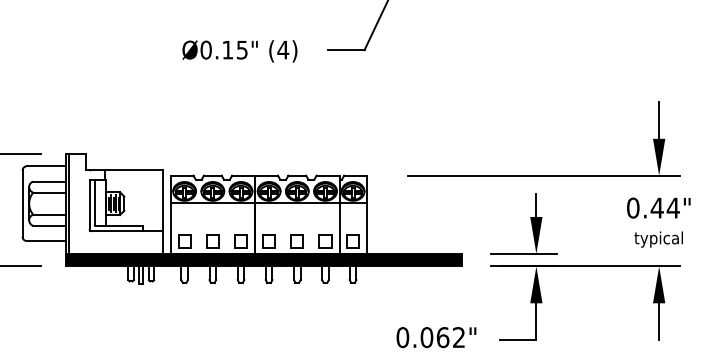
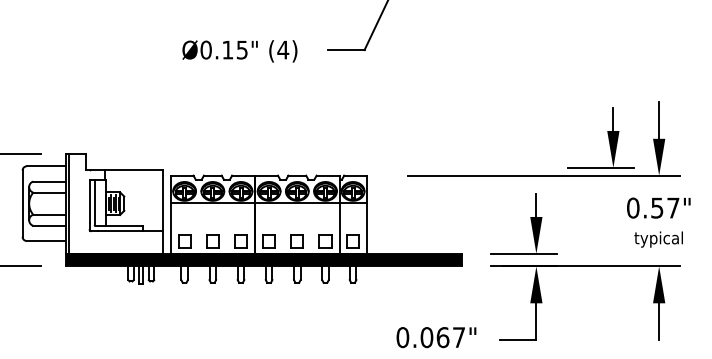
part: none -> present (607, 134)
text: 0.44" -> 0.57" (664, 207)
text: 0.062" -> 0.067" (458, 337)
